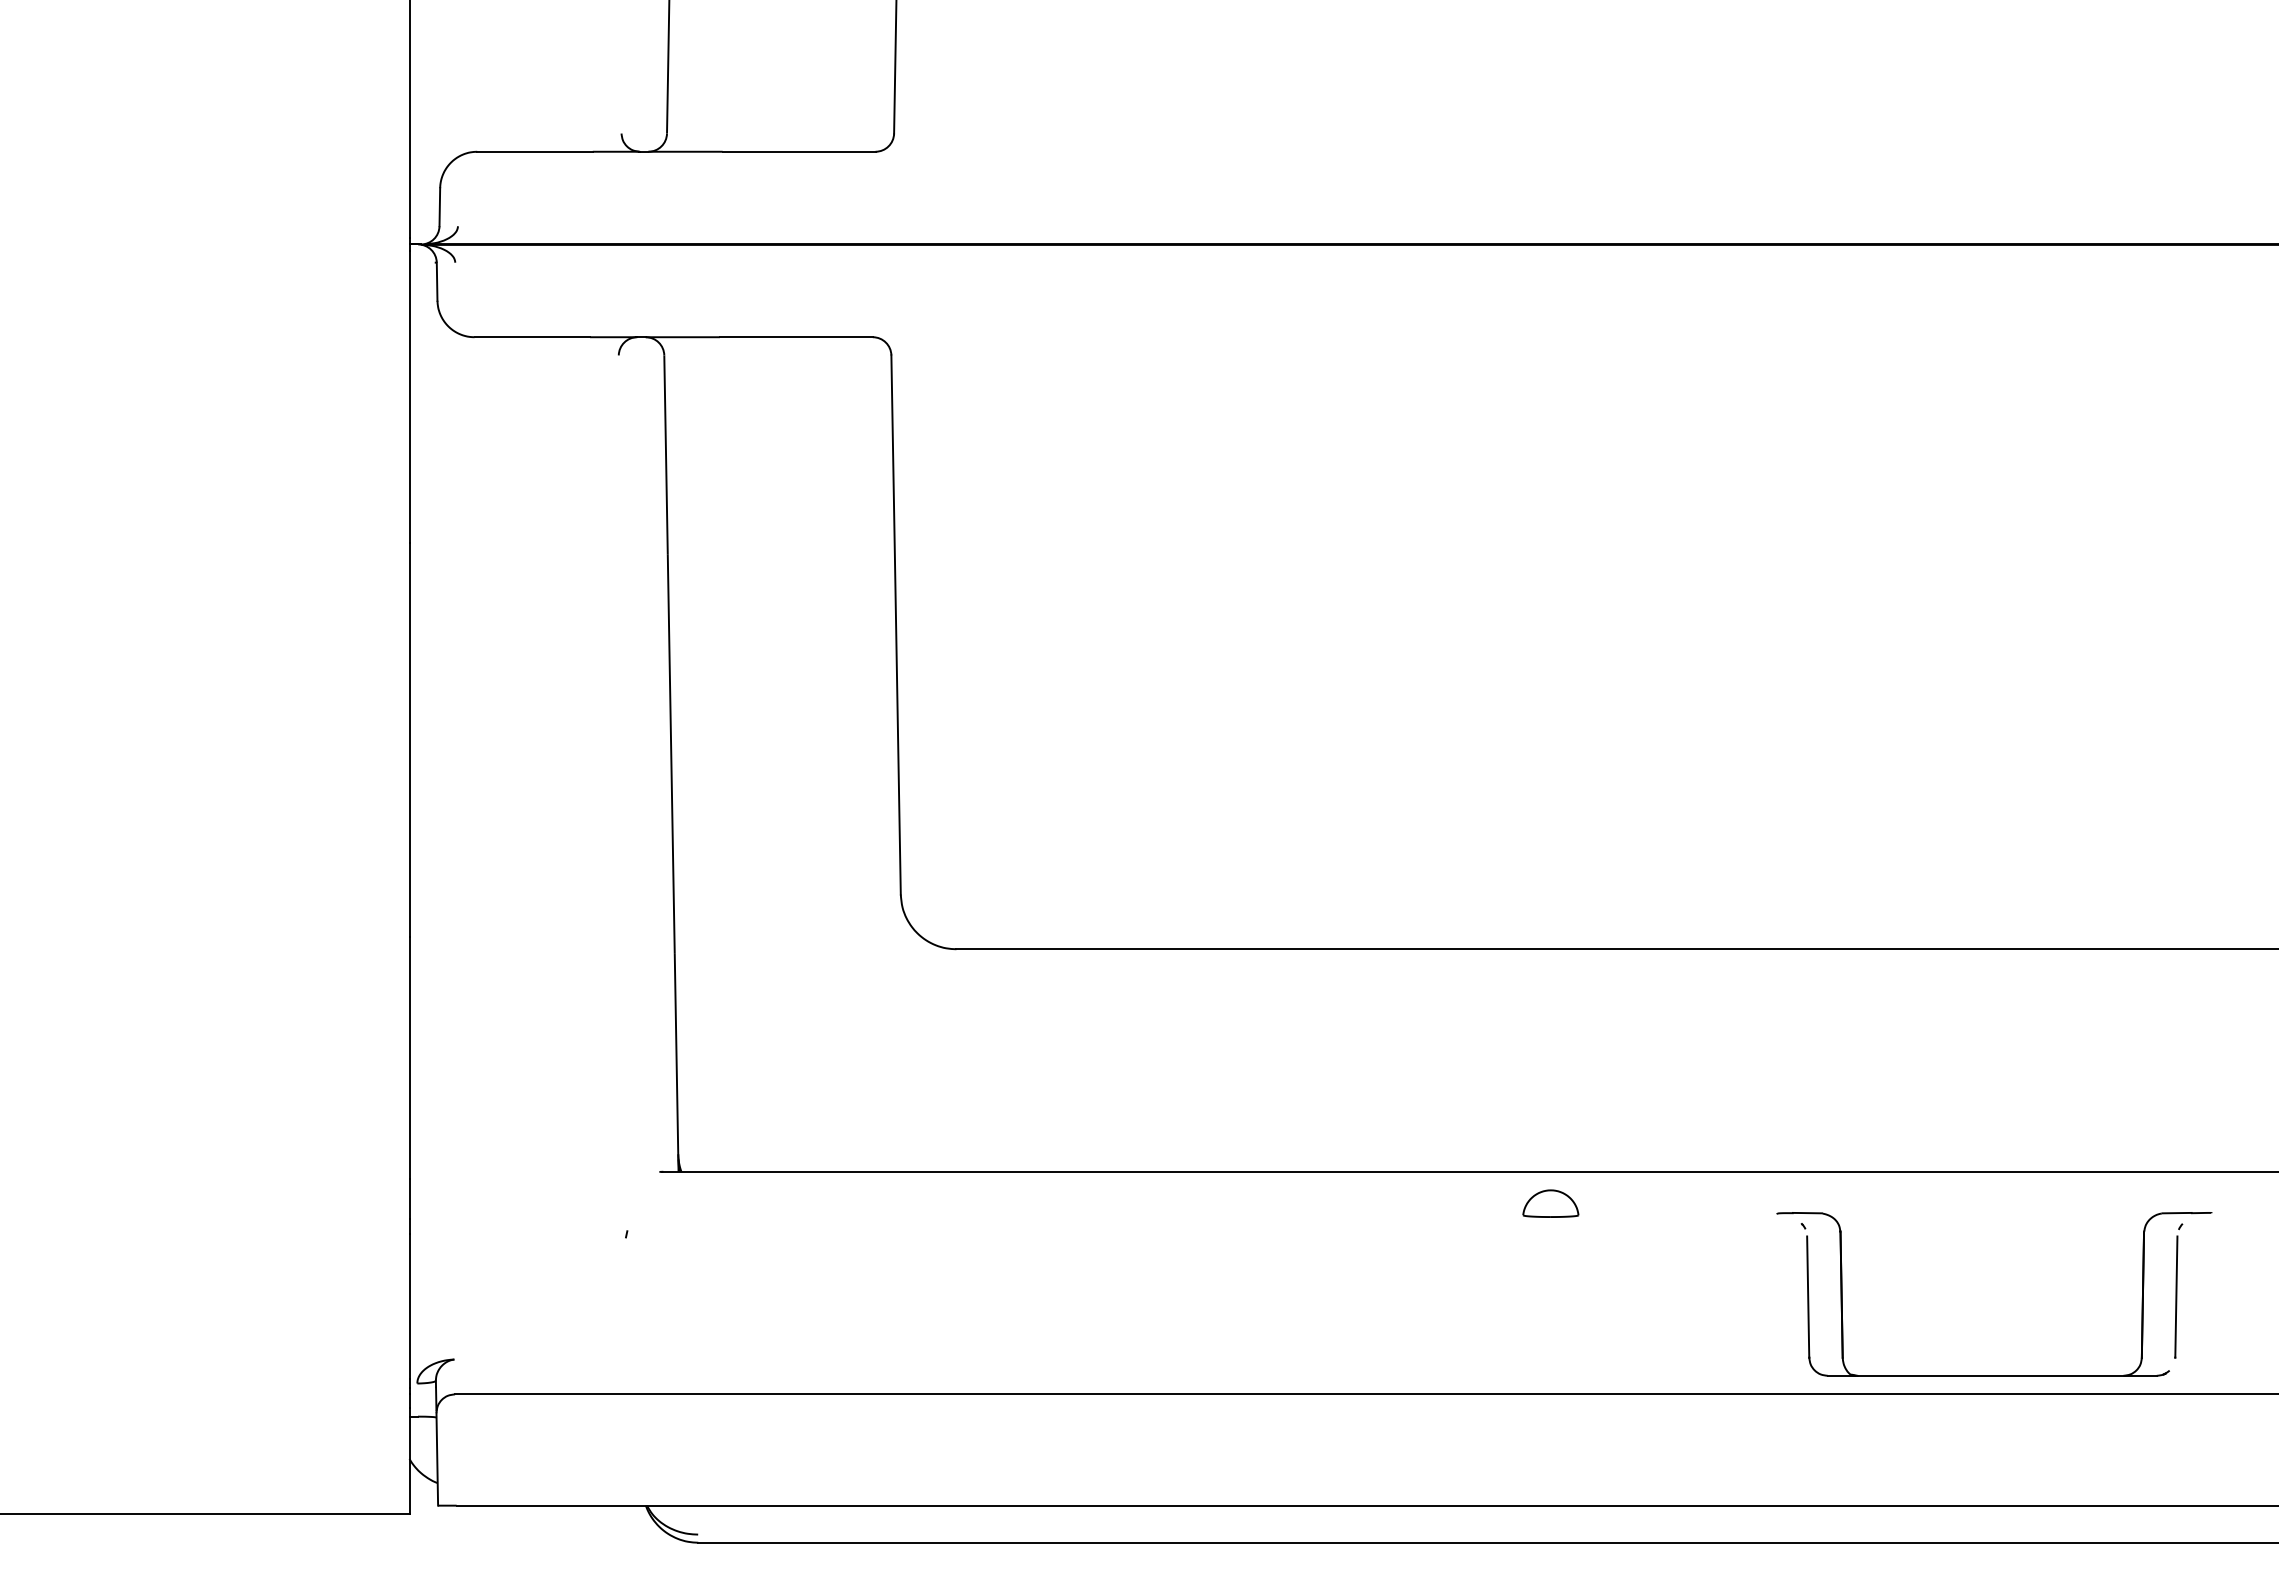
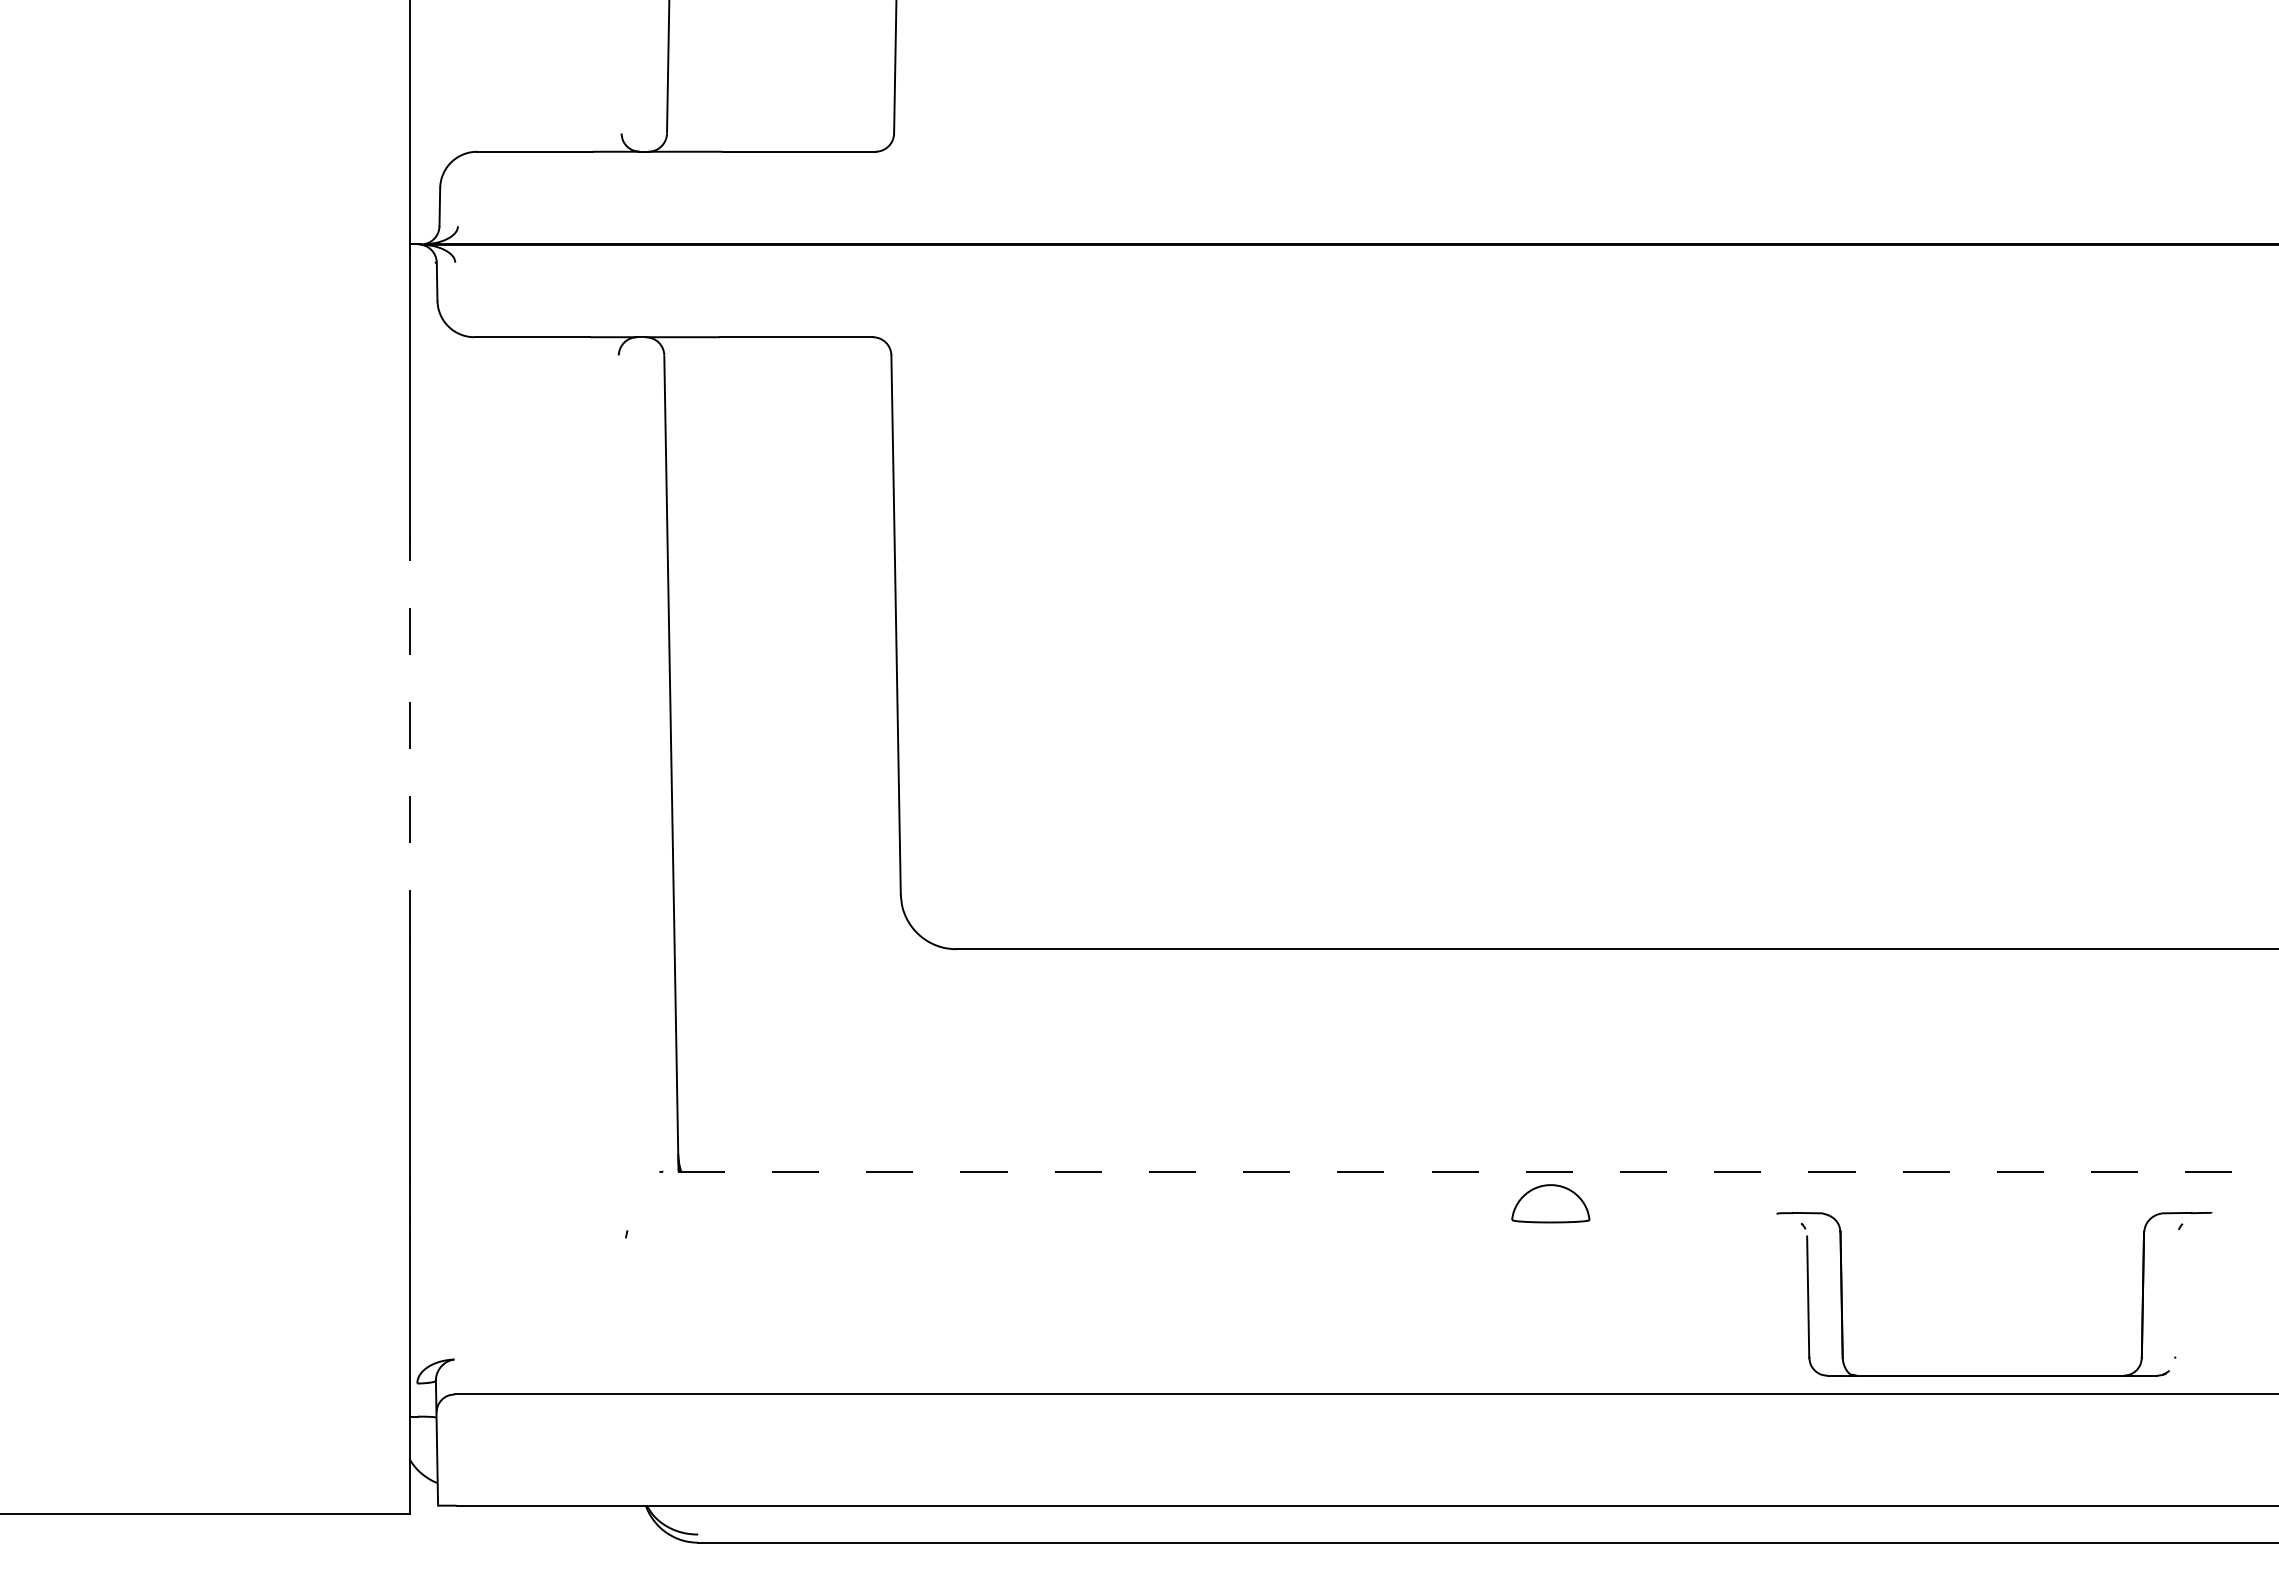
line: solid -> dashed (409, 739)
line: solid -> dashed (1469, 1171)
part size: 58x29 px -> 80x40 px (1550, 1203)
line: present -> none (2176, 1296)
